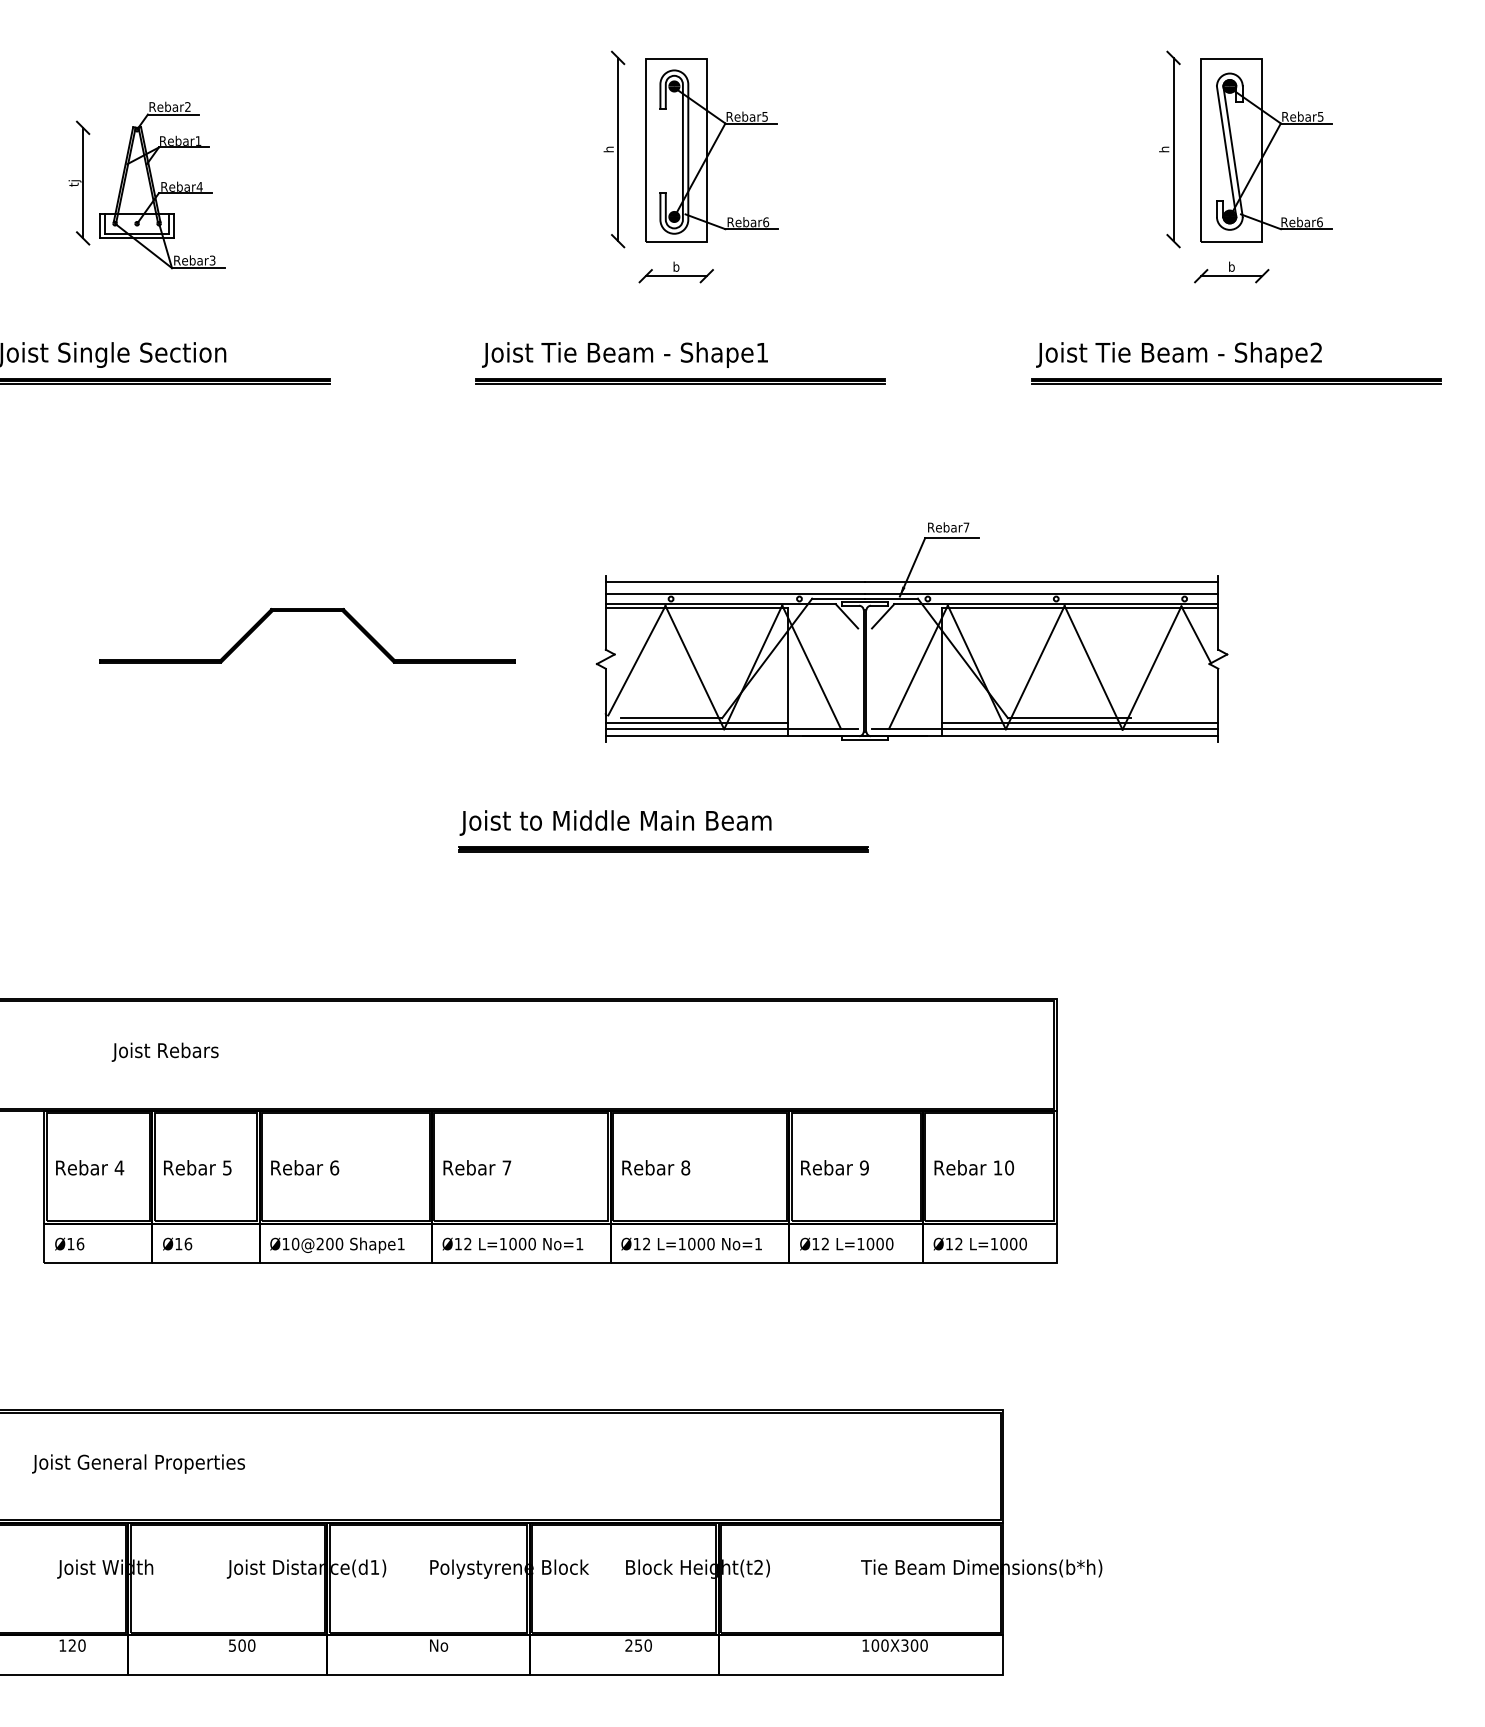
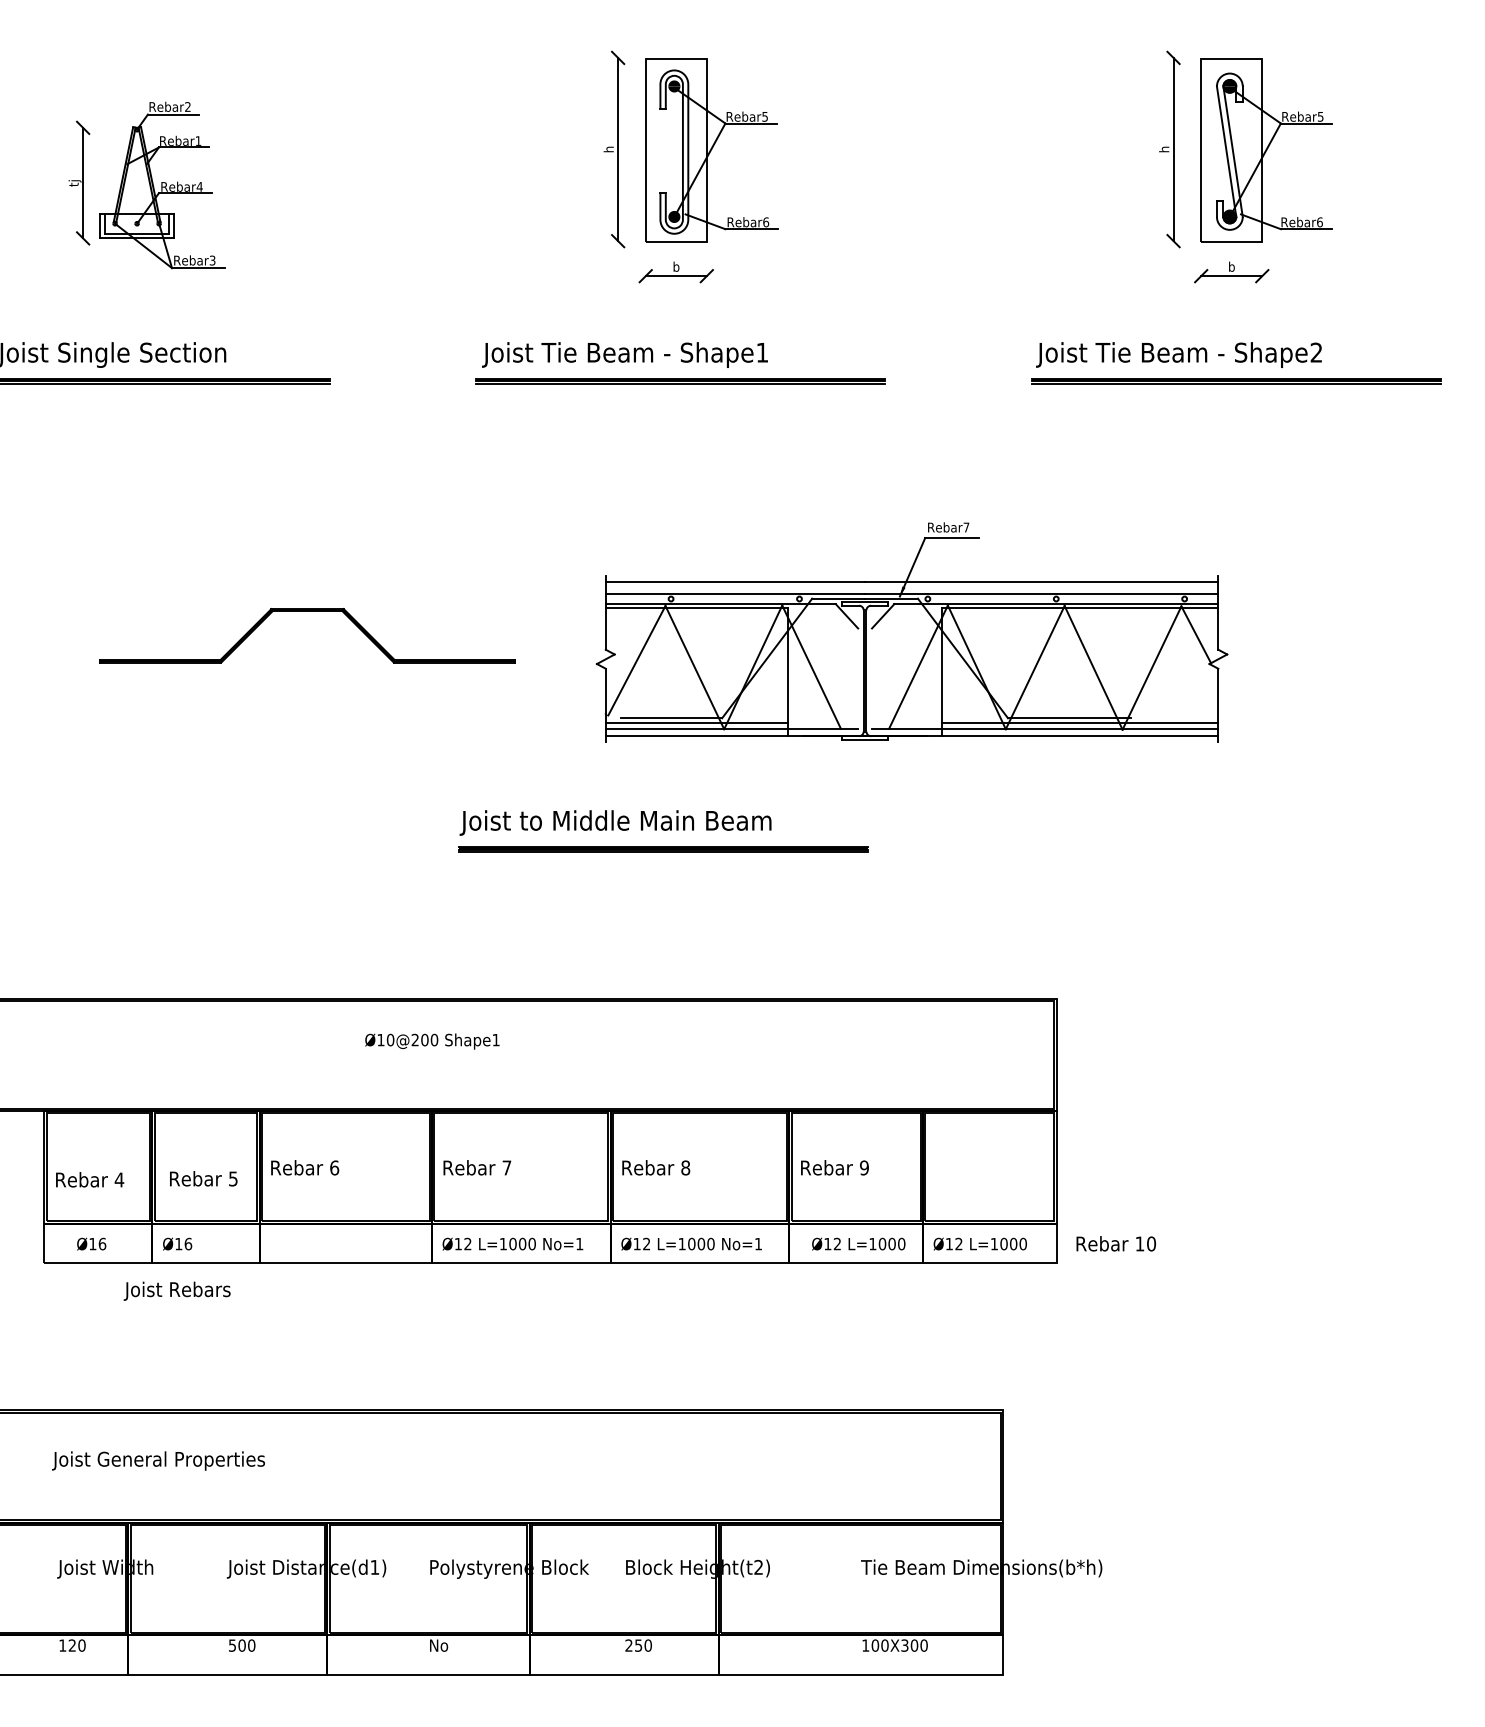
text position: (164, 1051) -> (176, 1290) (176, 1290)
text position: (90, 1167) -> (90, 1179) (90, 1179)
text position: (197, 1167) -> (203, 1178) (203, 1178)
text position: (973, 1167) -> (1115, 1243) (1115, 1243)
text position: (69, 1243) -> (91, 1243) (91, 1243)
text position: (846, 1243) -> (858, 1243) (858, 1243)
text position: (337, 1245) -> (432, 1041) (432, 1041)
text position: (138, 1463) -> (158, 1460) (158, 1460)
